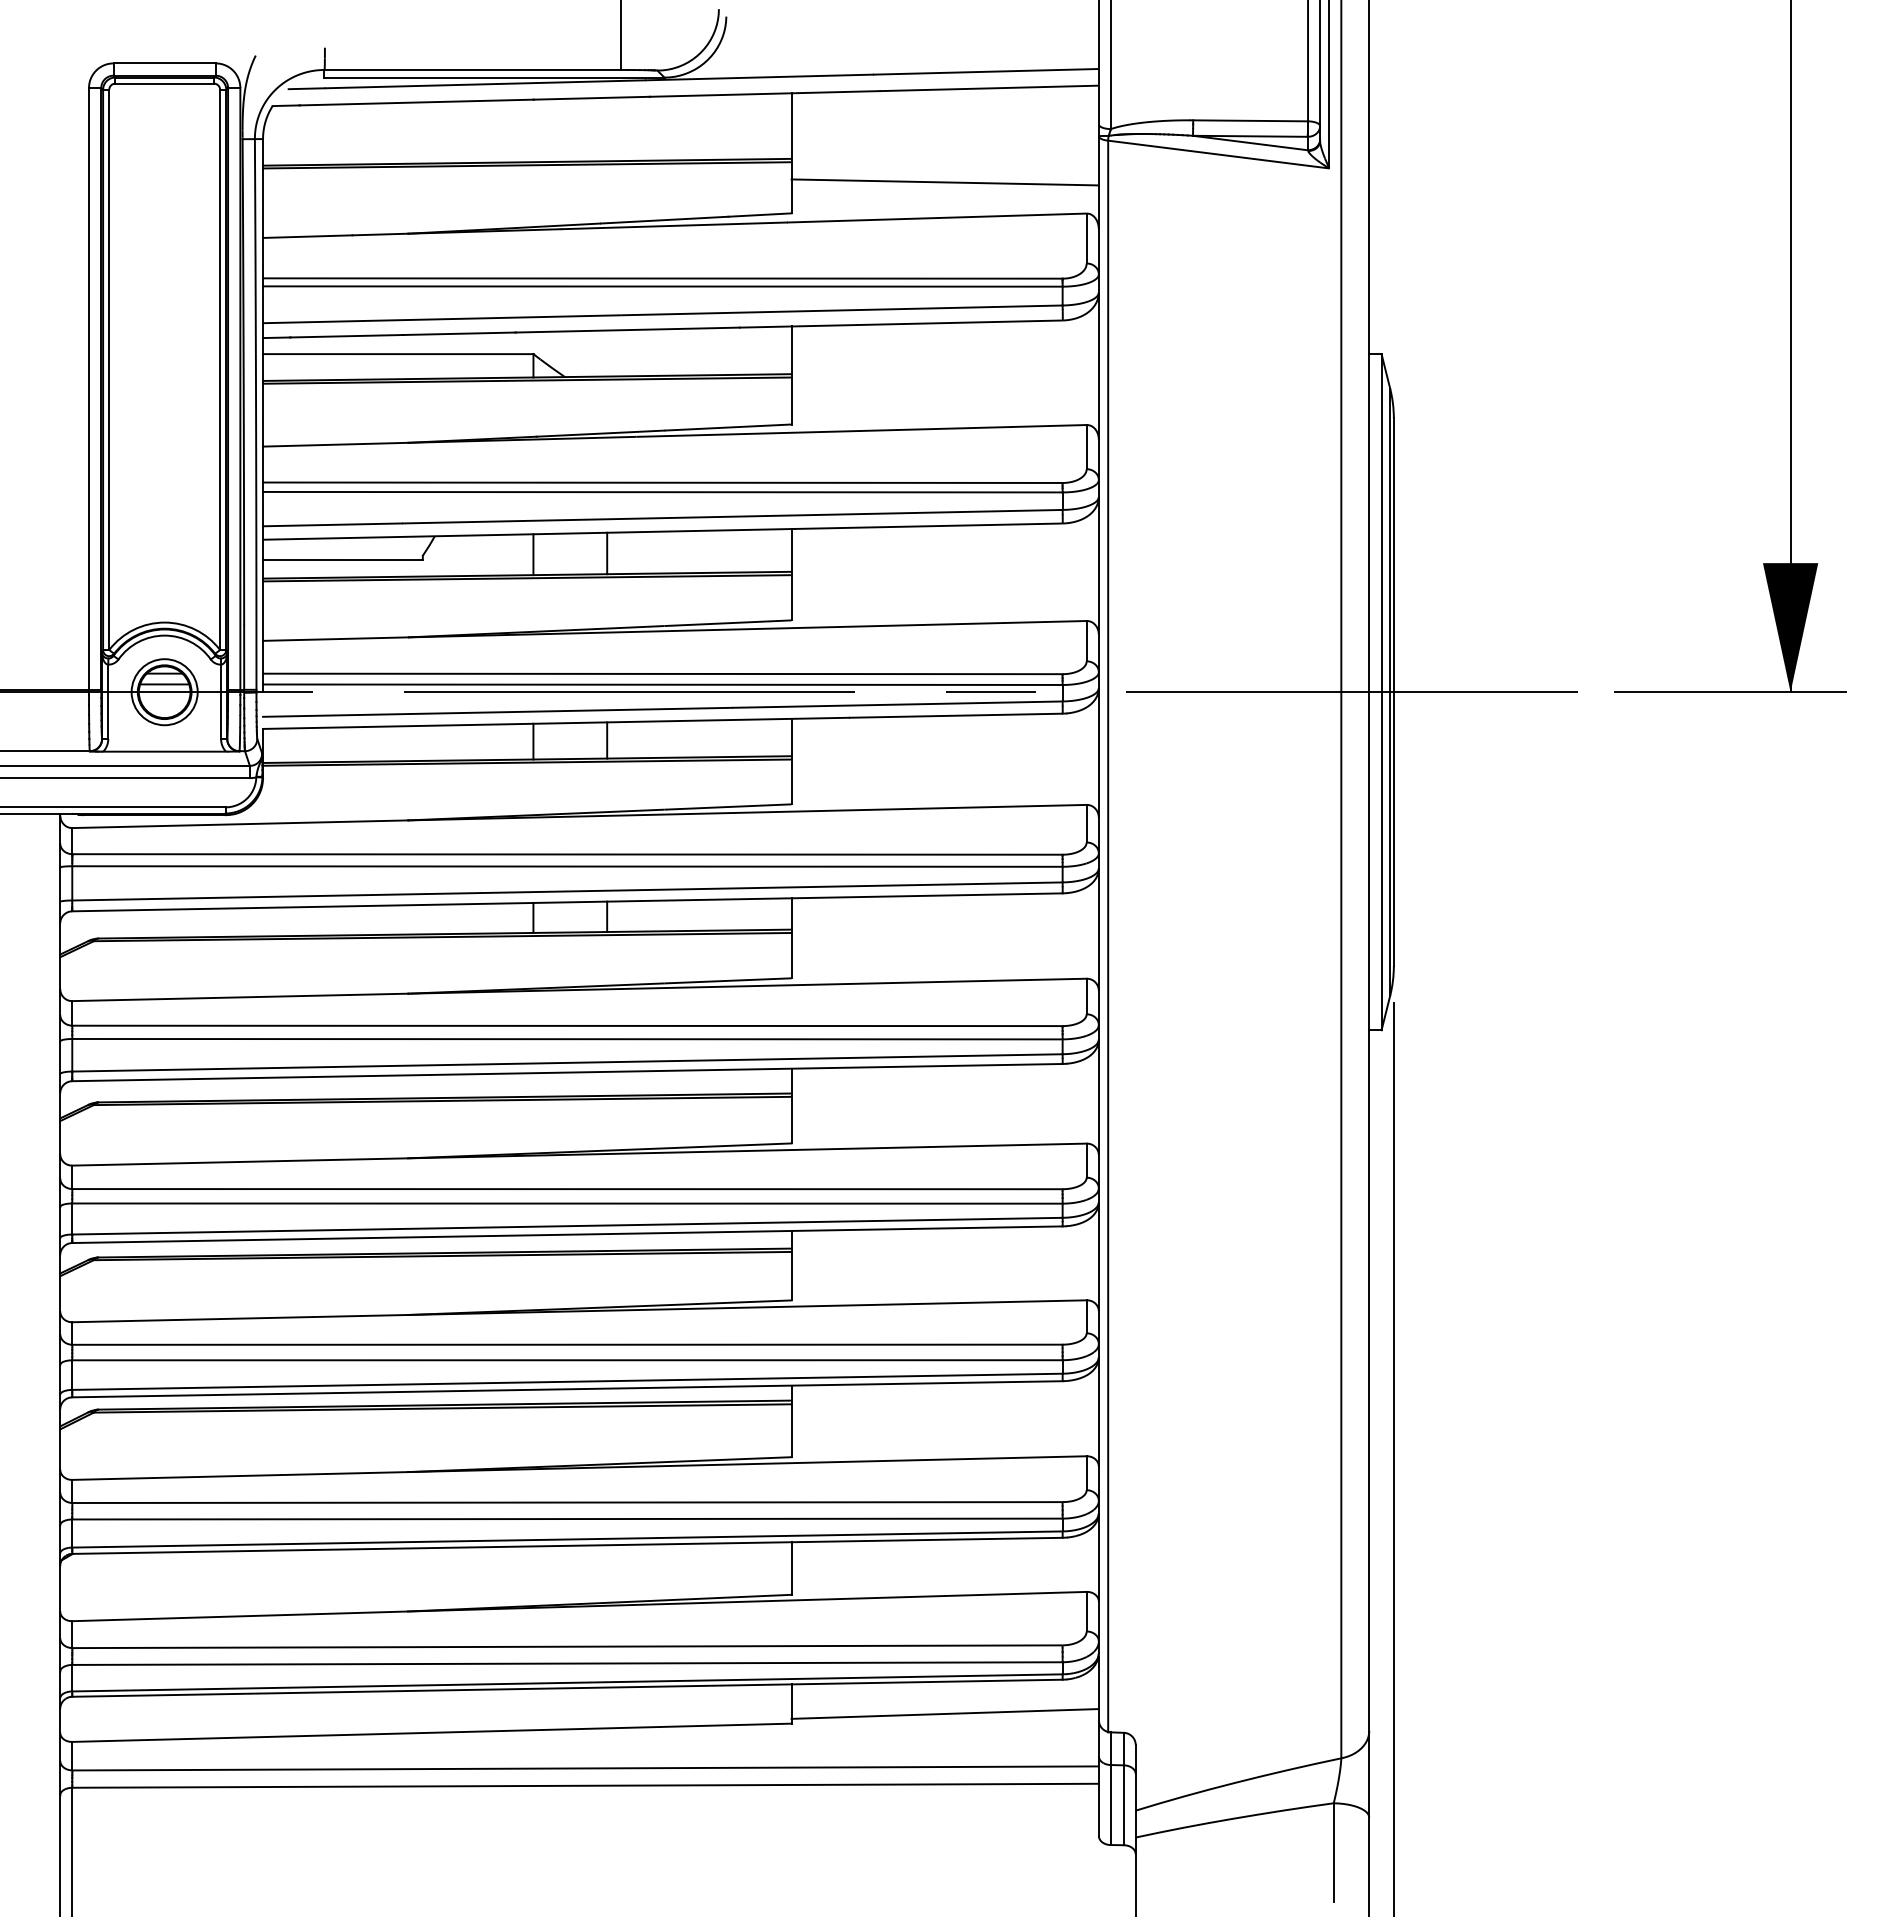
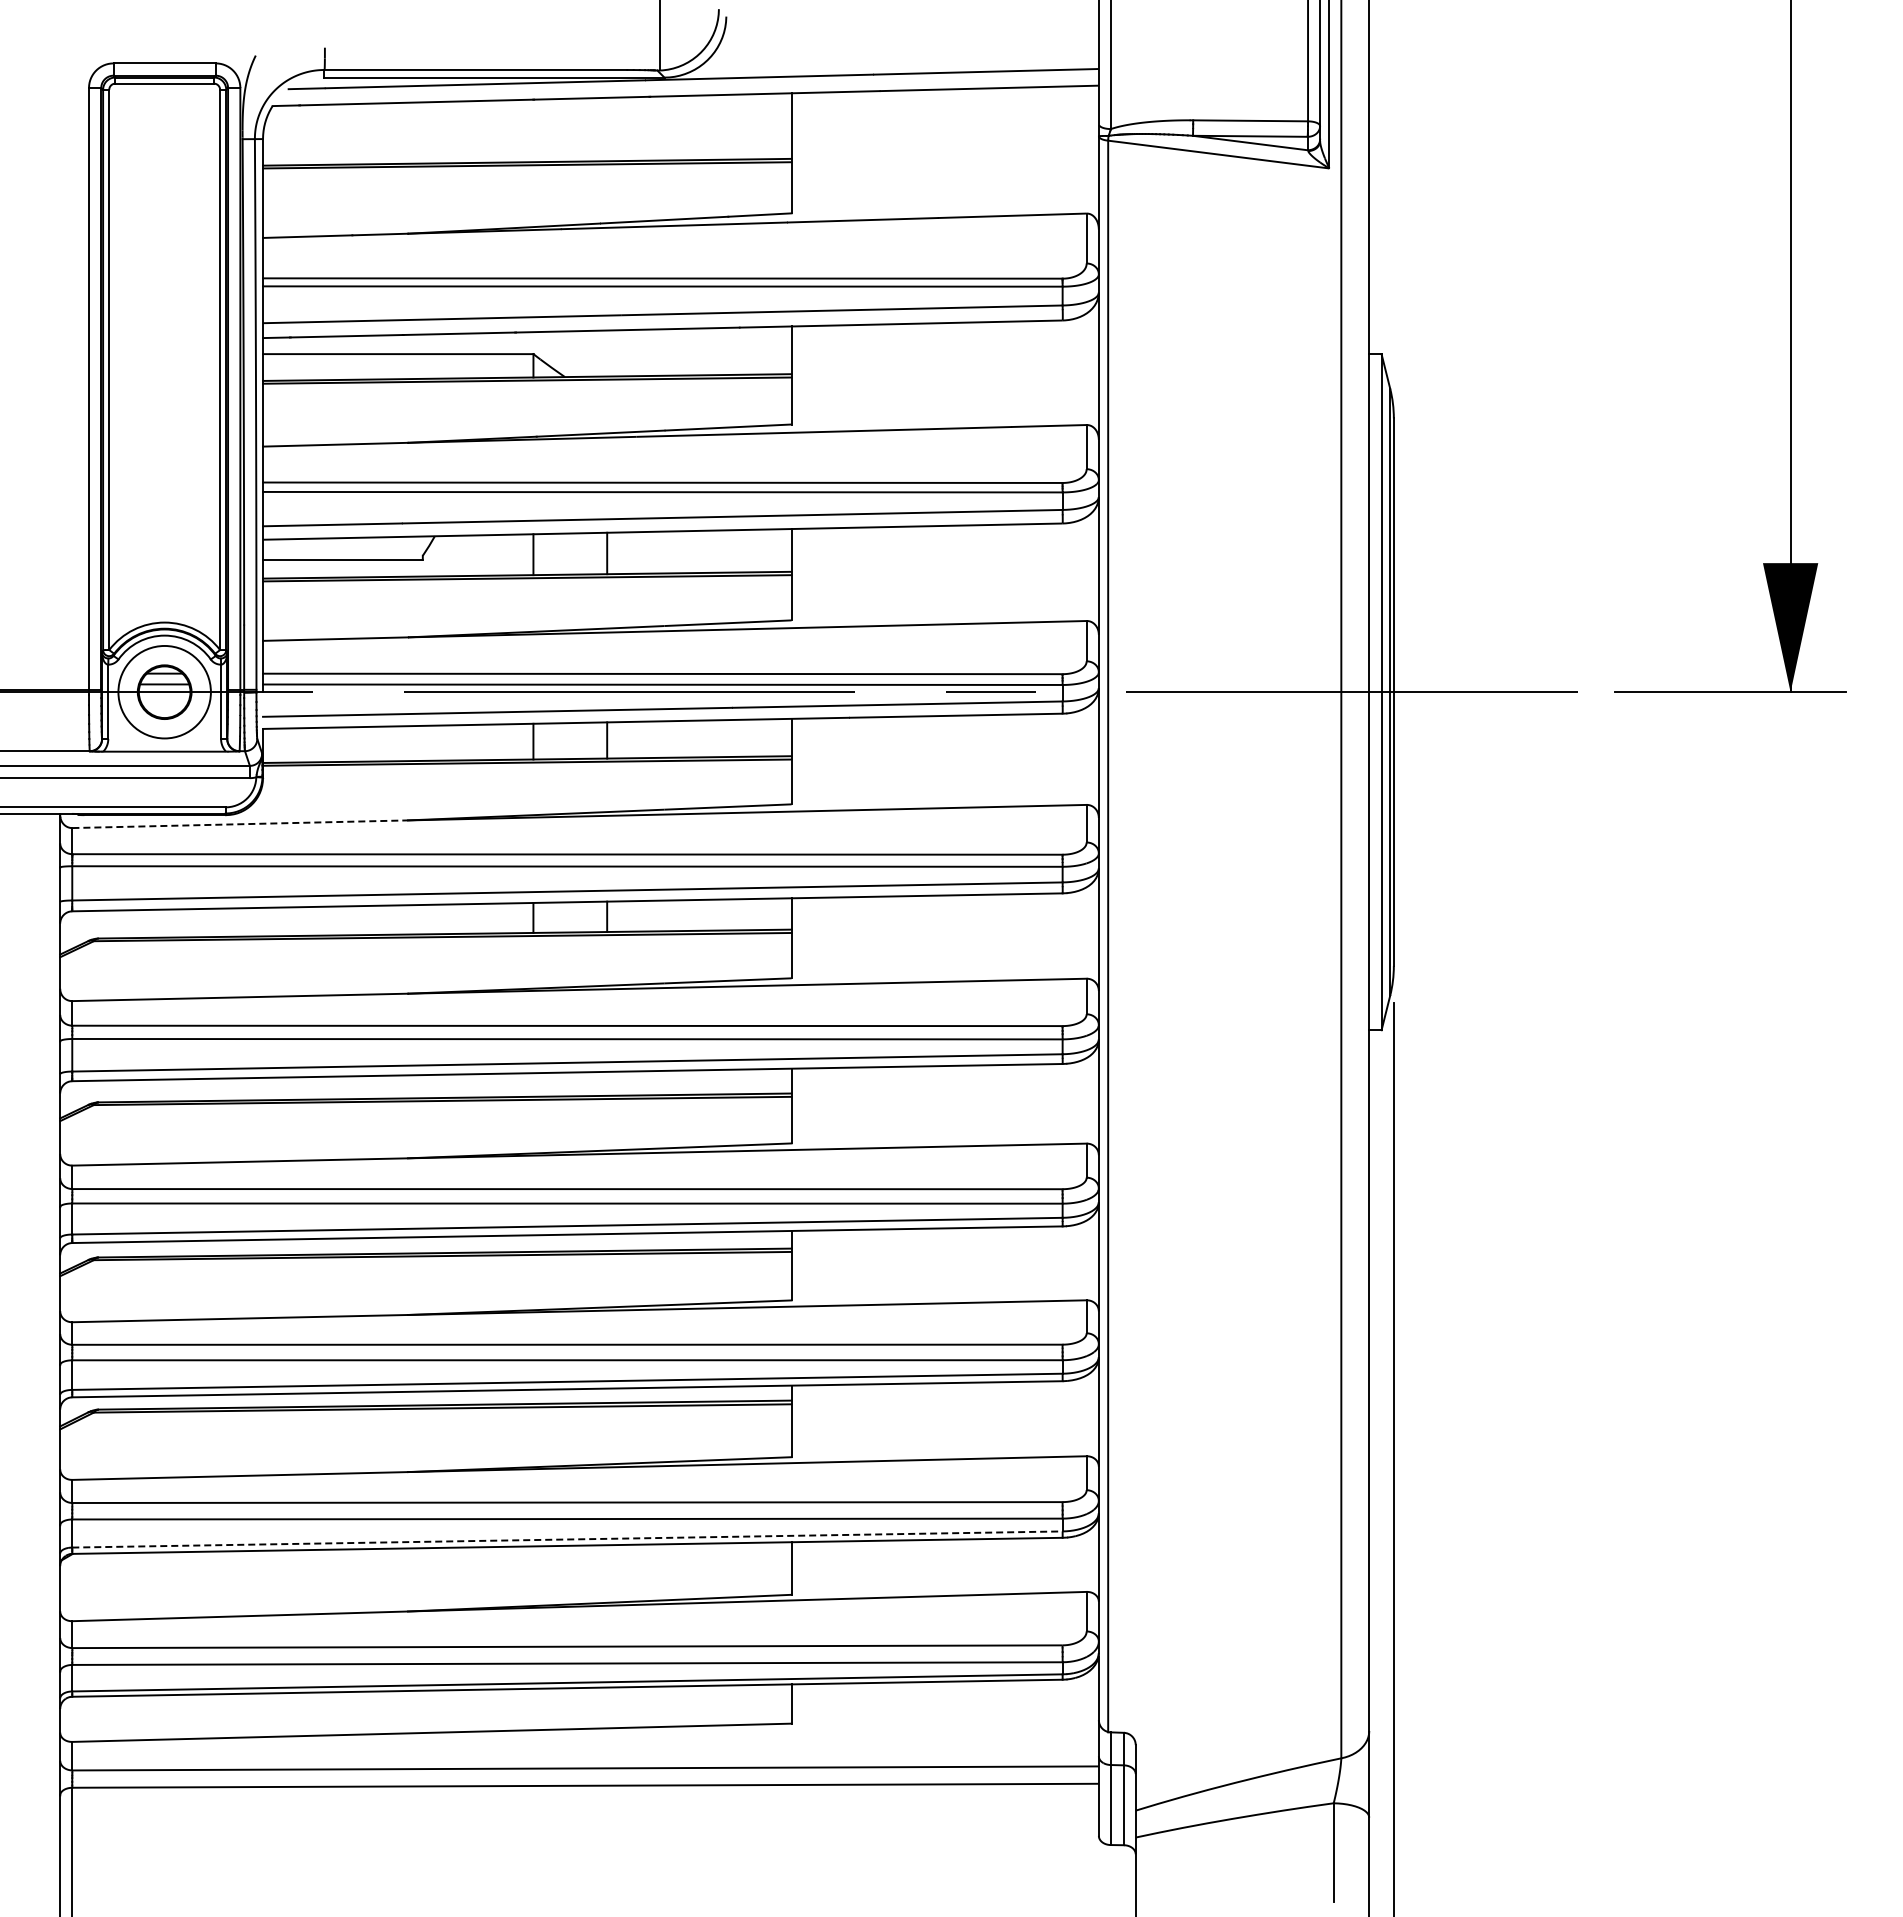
line position: (620, 35) -> (659, 35) (659, 35)
line: present -> none (944, 182)
circle diameter: 66 px -> 92 px (164, 691)
line: solid -> dashed (240, 824)
line: solid -> dashed (567, 1539)
line: present -> none (944, 1713)
